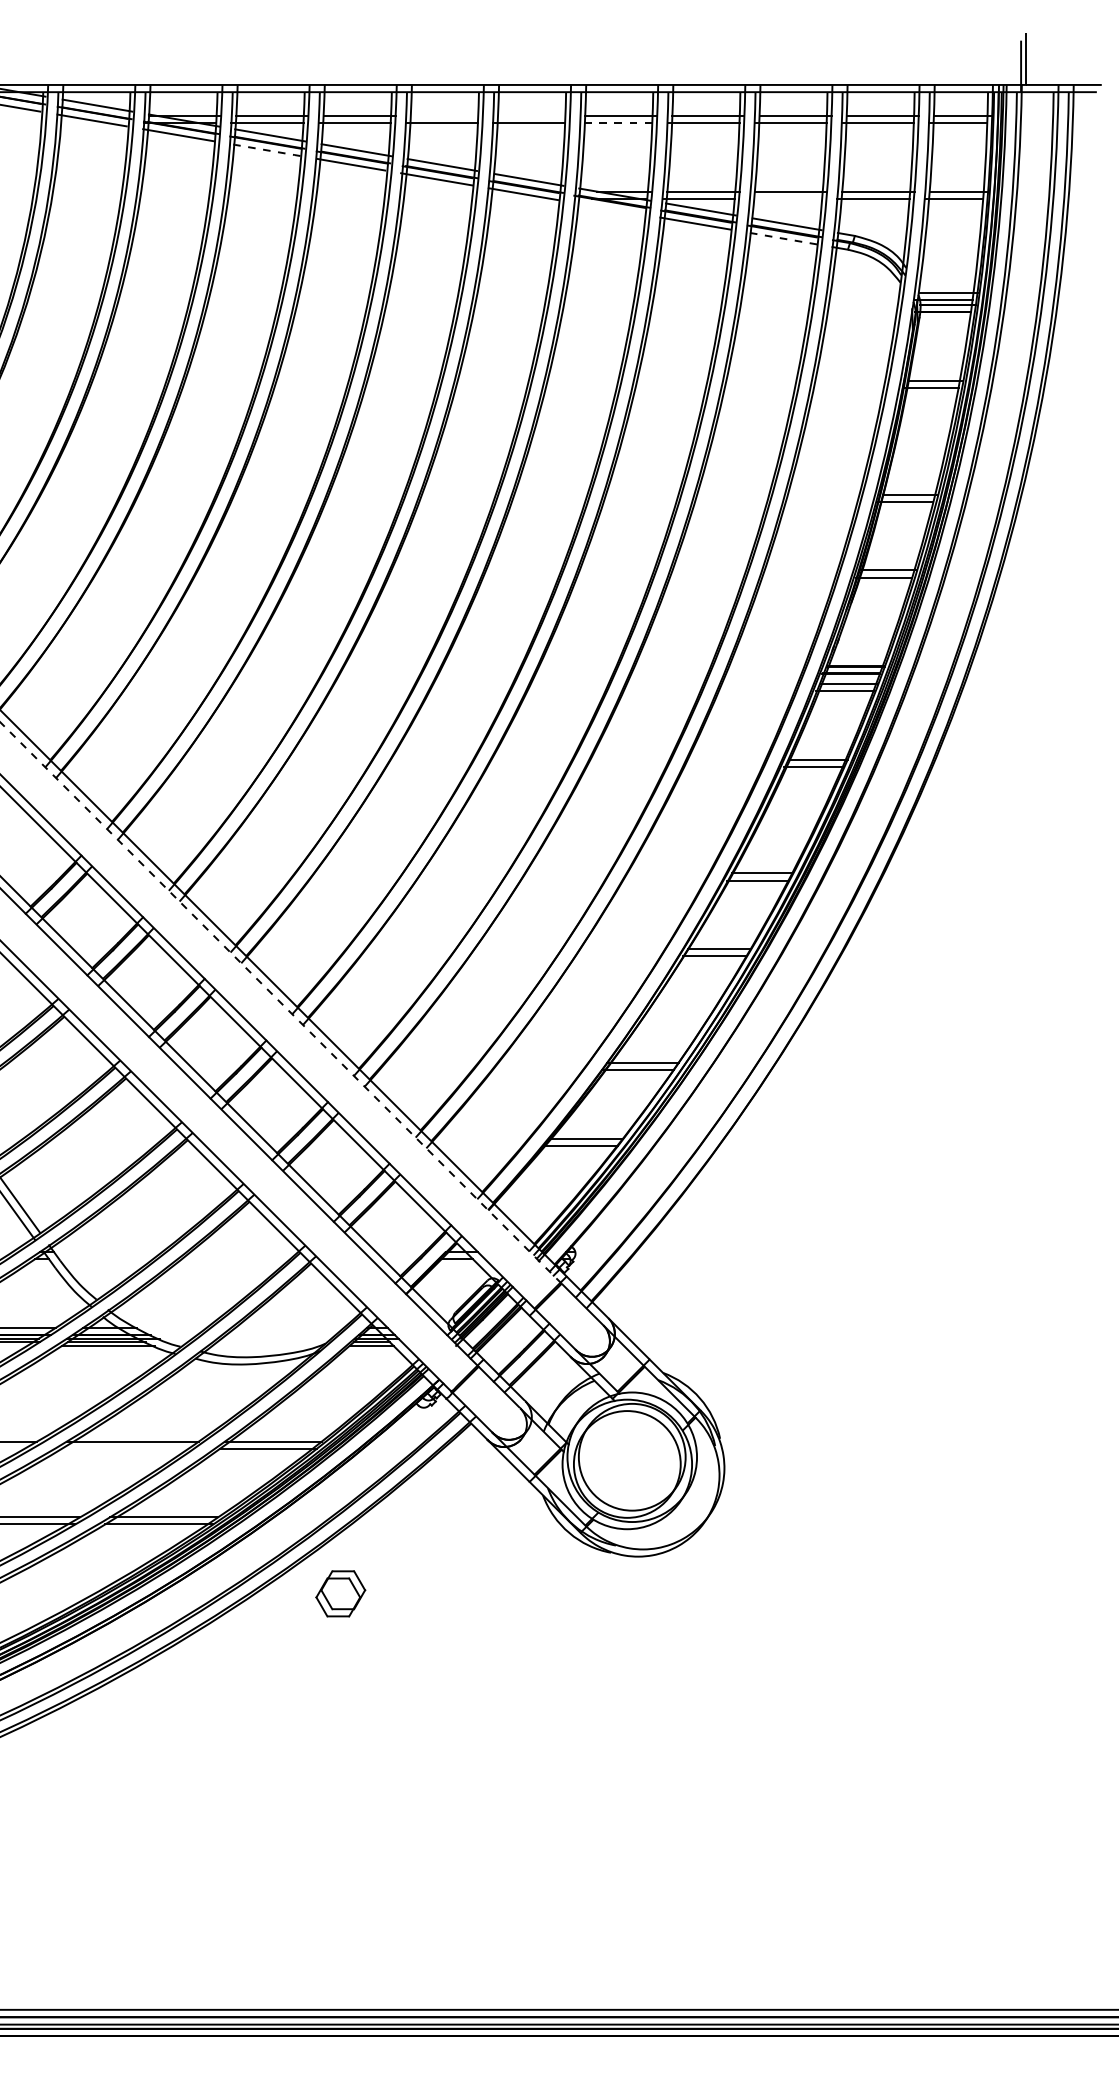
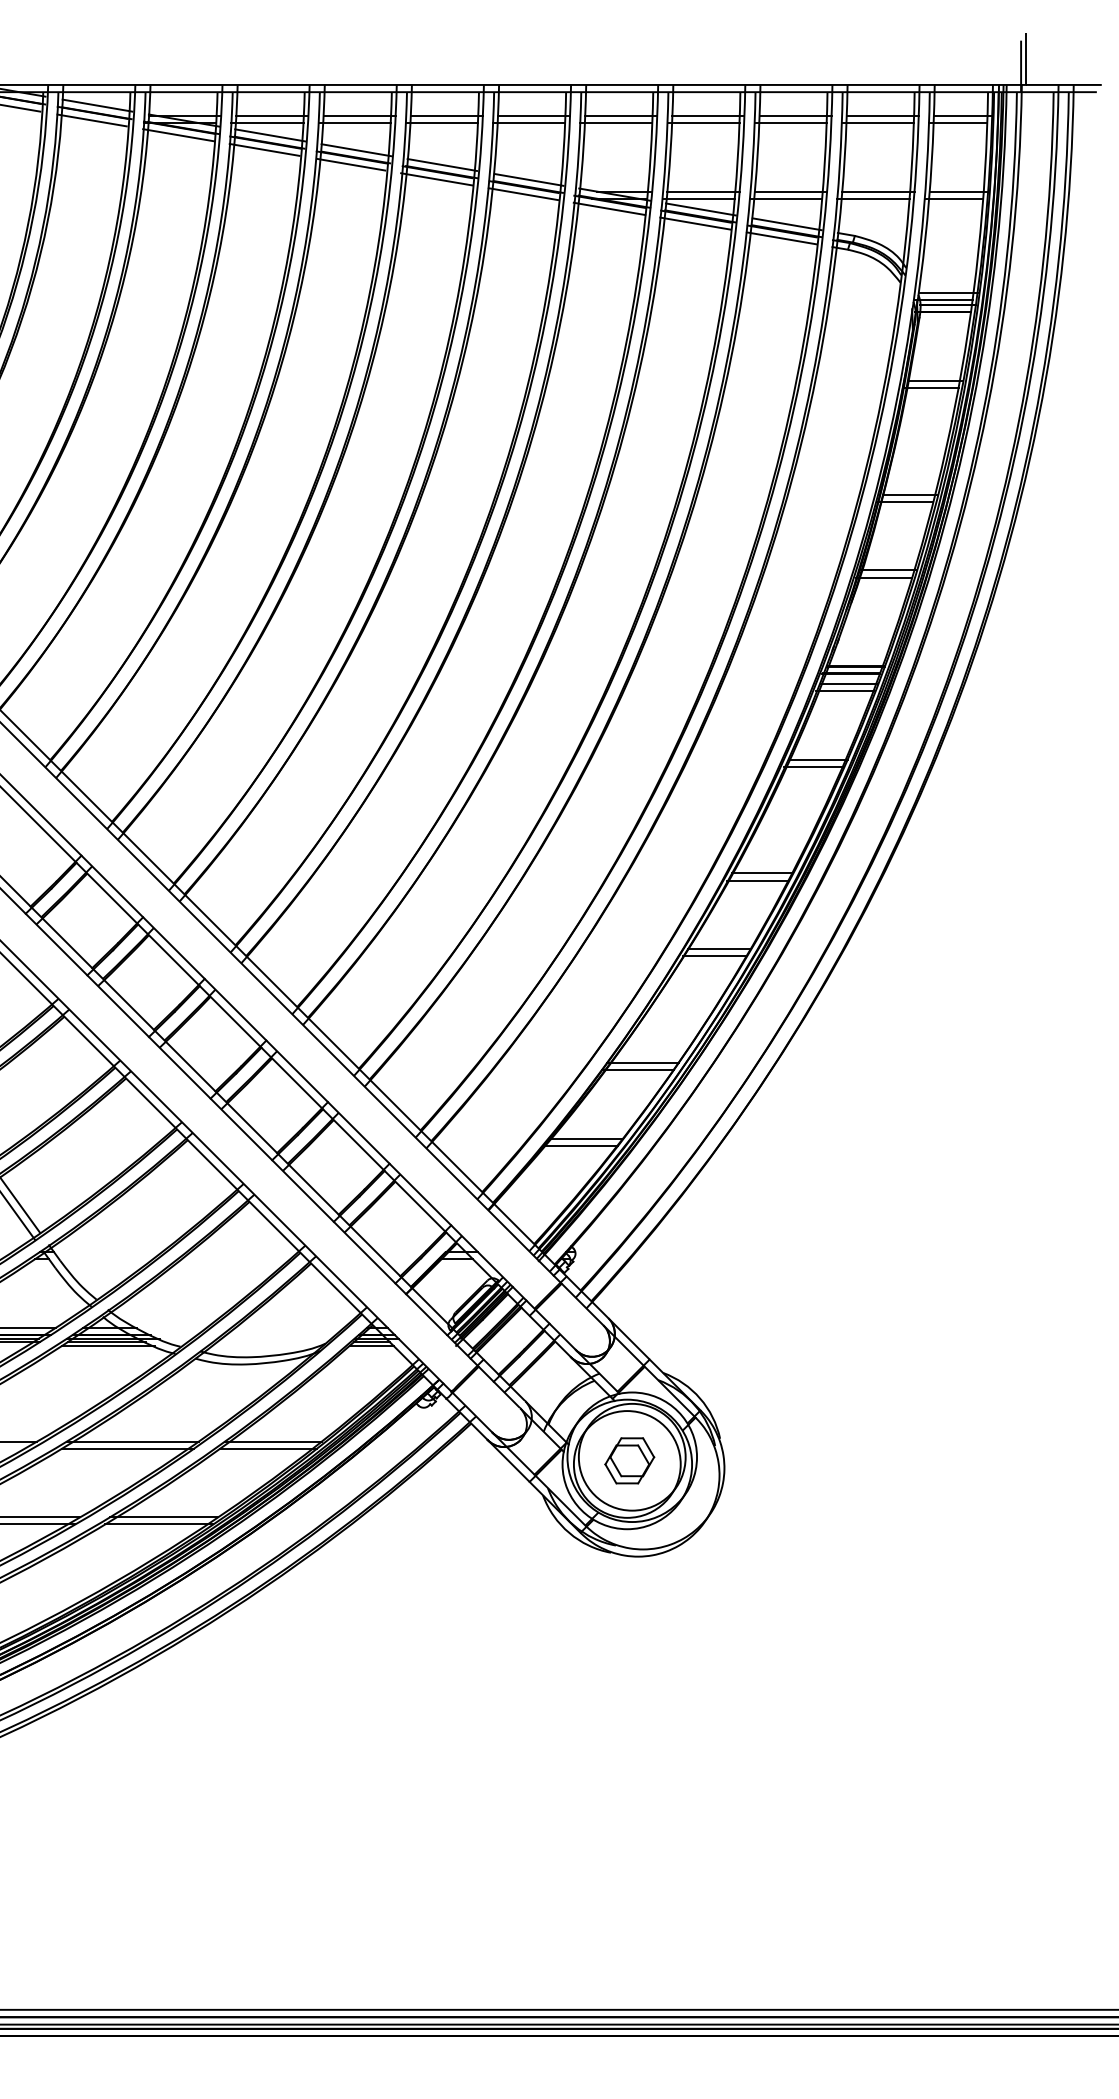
line: none -> present (446, 115)
line: none -> present (534, 115)
line: dashed -> solid (615, 123)
line: dashed -> solid (264, 149)
line: none -> present (785, 198)
line: none -> present (609, 208)
line: dashed -> solid (780, 238)
line: dashed -> solid (280, 1002)
line: none -> present (127, 1448)
part position: (340, 1593) -> (629, 1460) (629, 1460)
